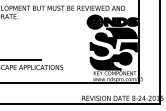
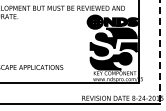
line: solid -> dashed (160, 52)
line: present -> none (21, 59)
